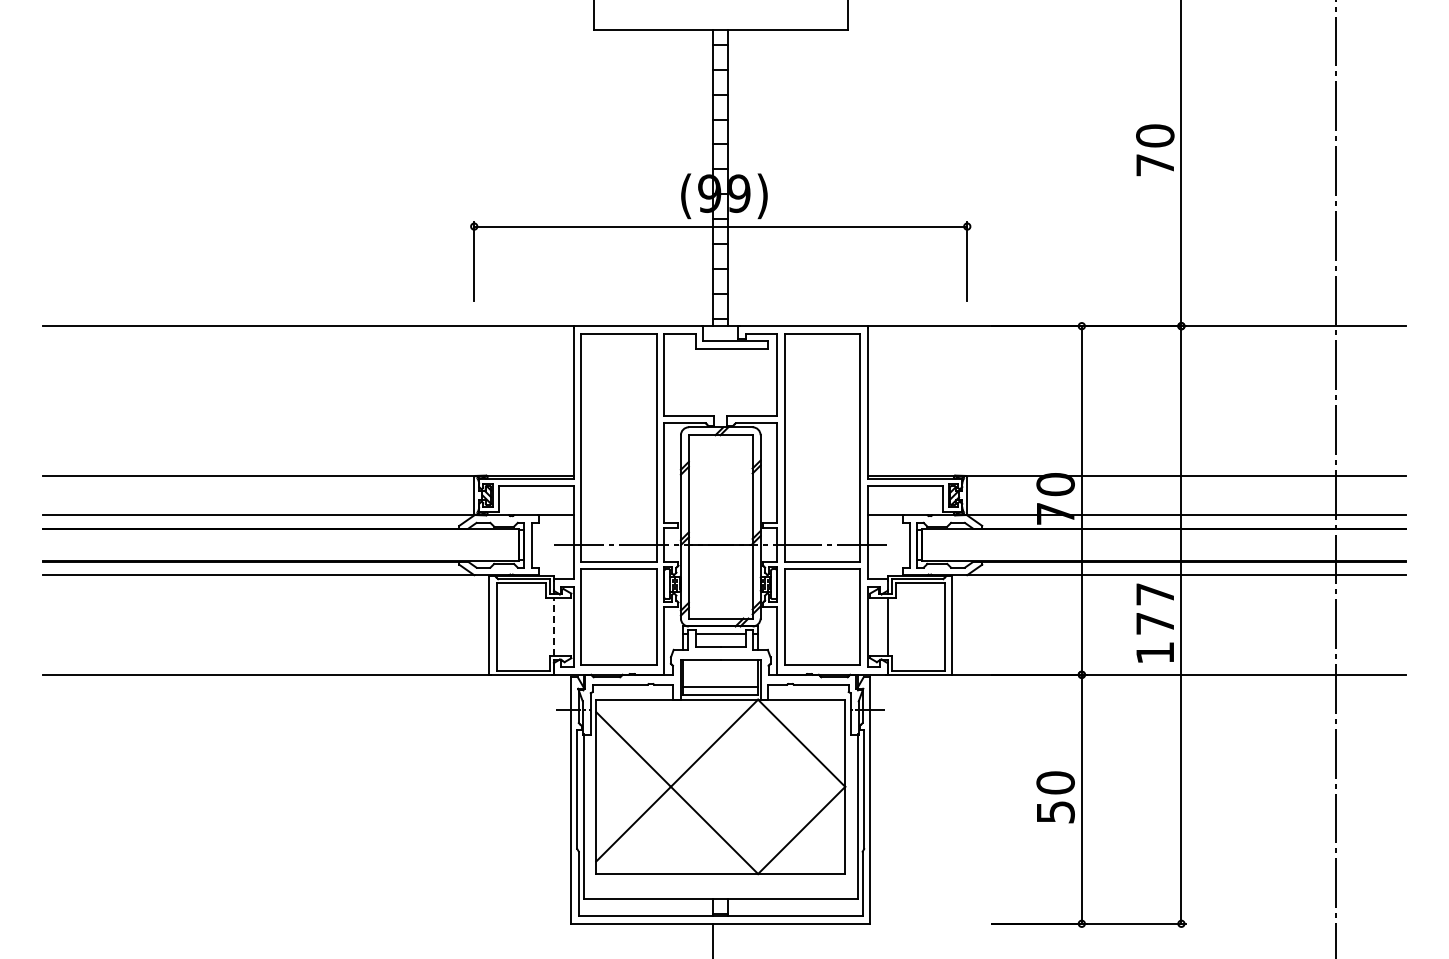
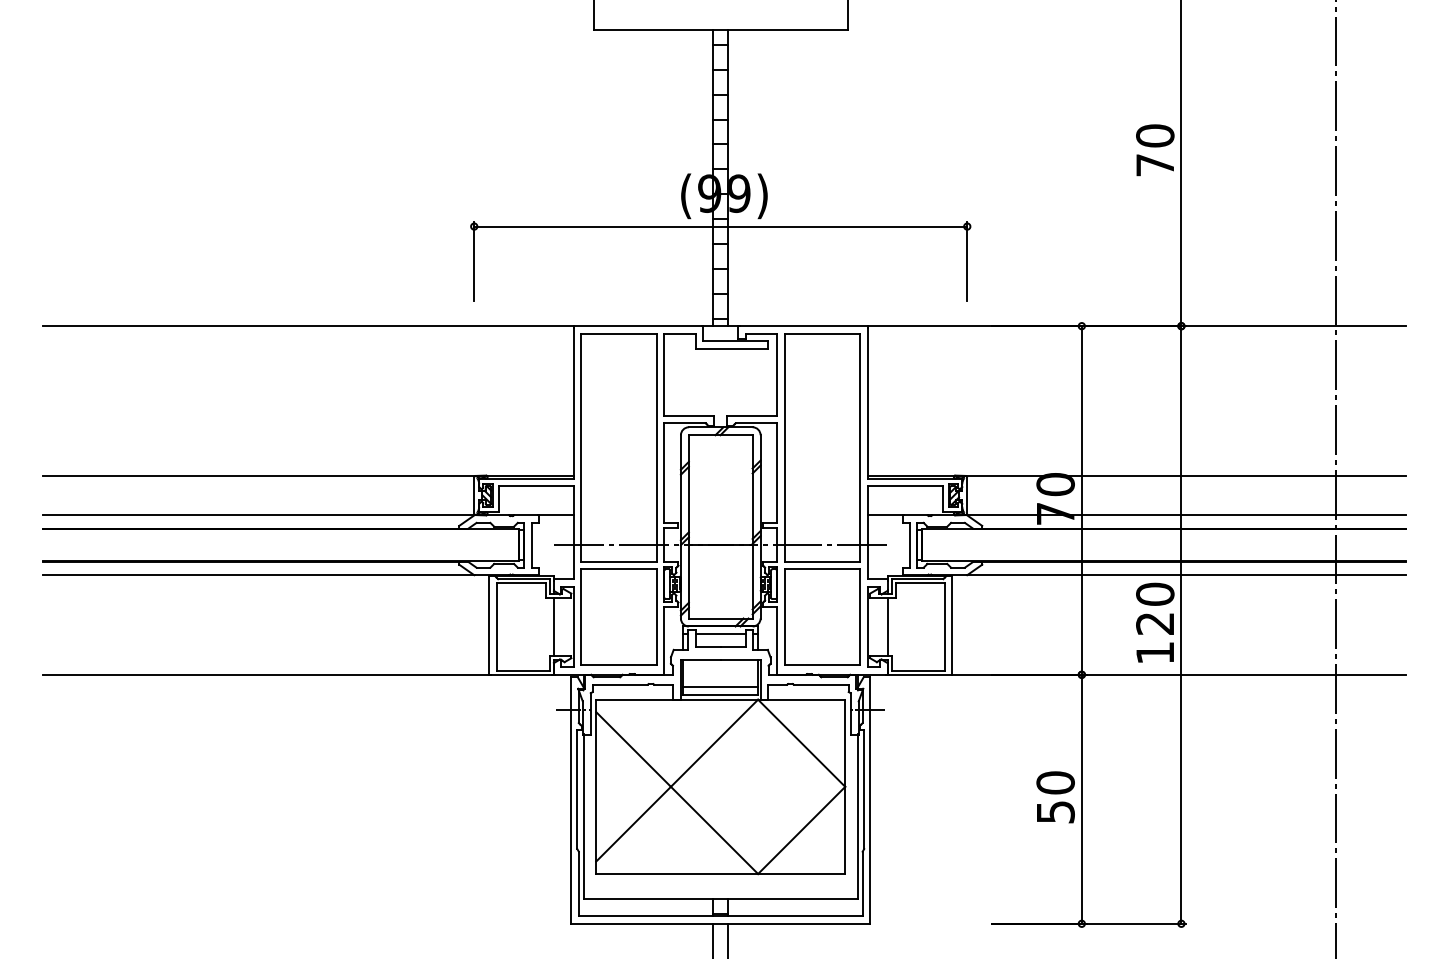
text: 177 -> 120 (1155, 608)
line: dashed -> solid (553, 626)
line: none -> present (728, 939)
